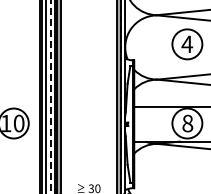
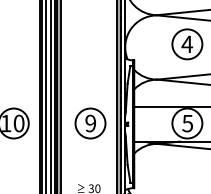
line: dashed -> solid (50, 97)
part: none -> present (90, 123)
text: 8 -> 5 (187, 123)
